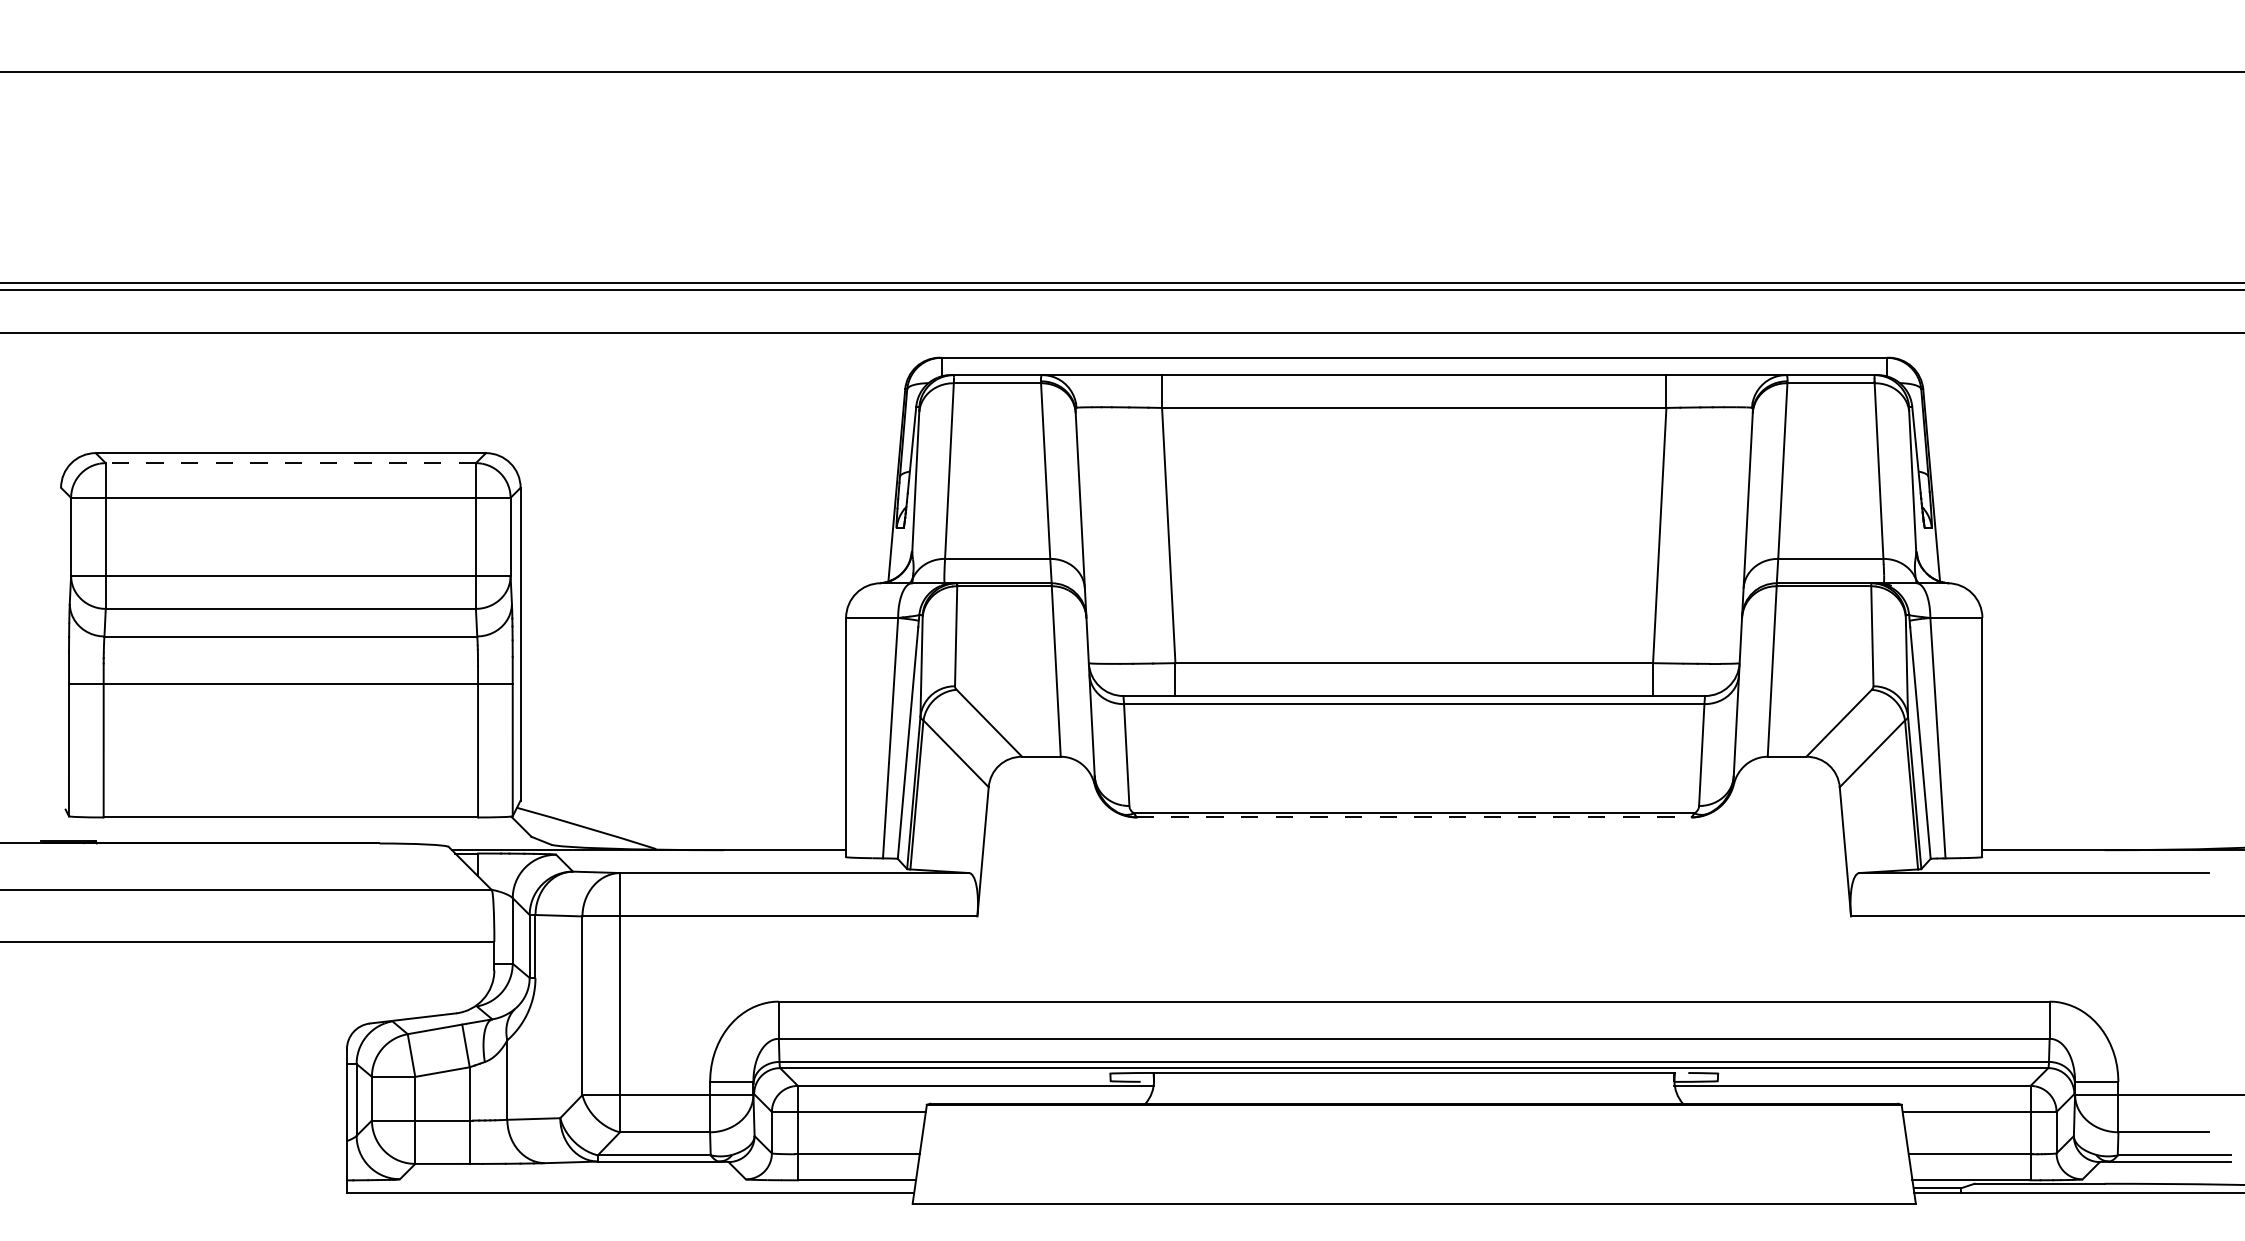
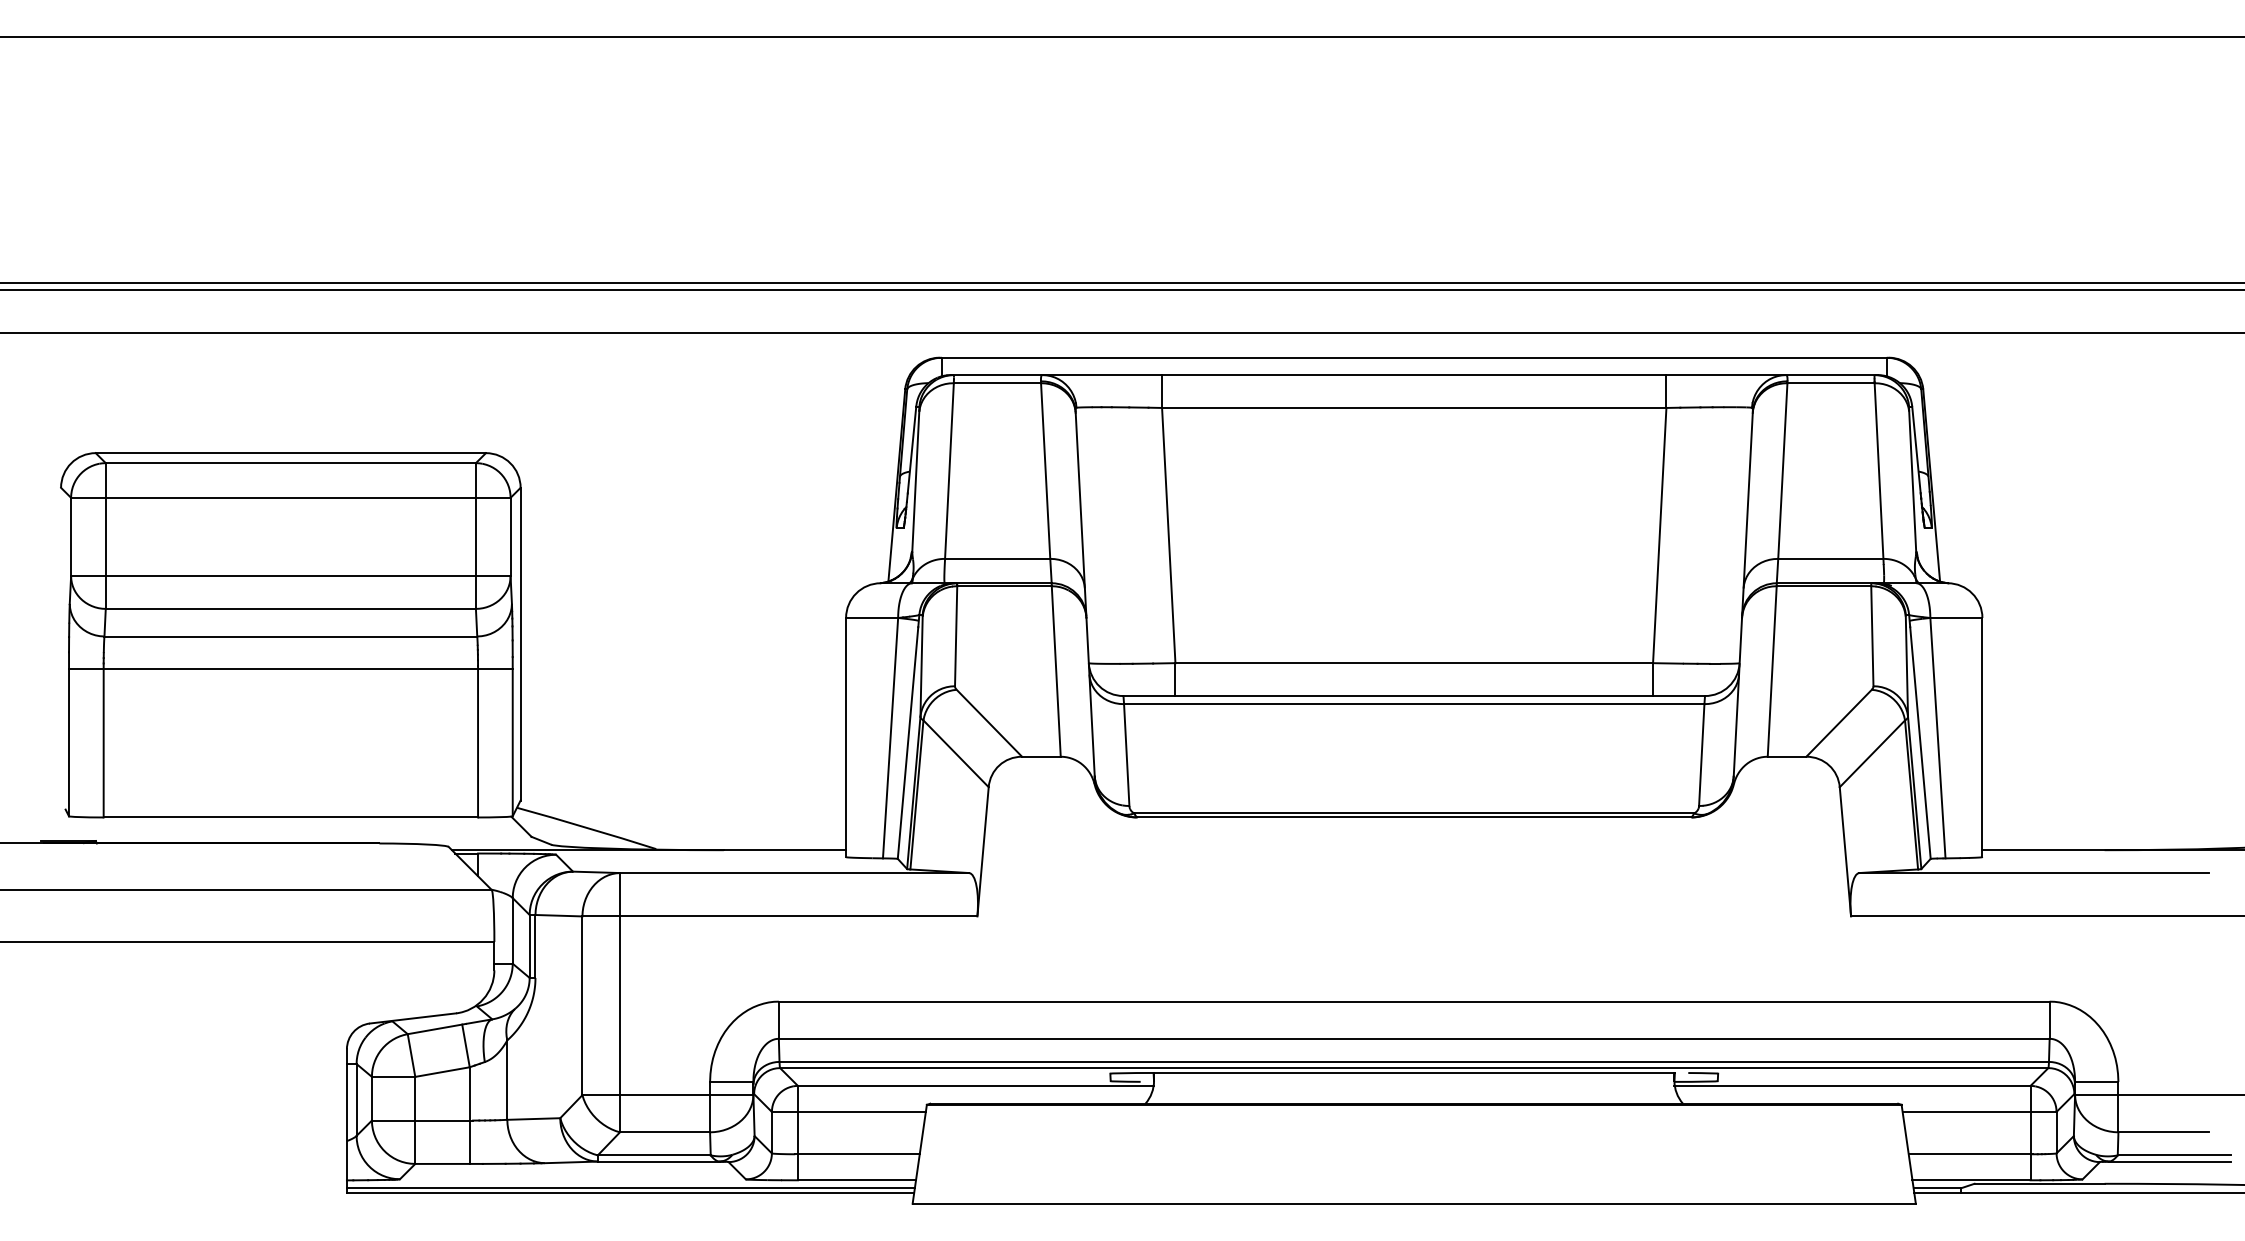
line position: (1121, 72) -> (1121, 37) (1121, 37)
line: dashed -> solid (290, 463)
line position: (290, 684) -> (290, 669) (290, 669)
line: dashed -> solid (1414, 817)
line: none -> present (630, 1188)
